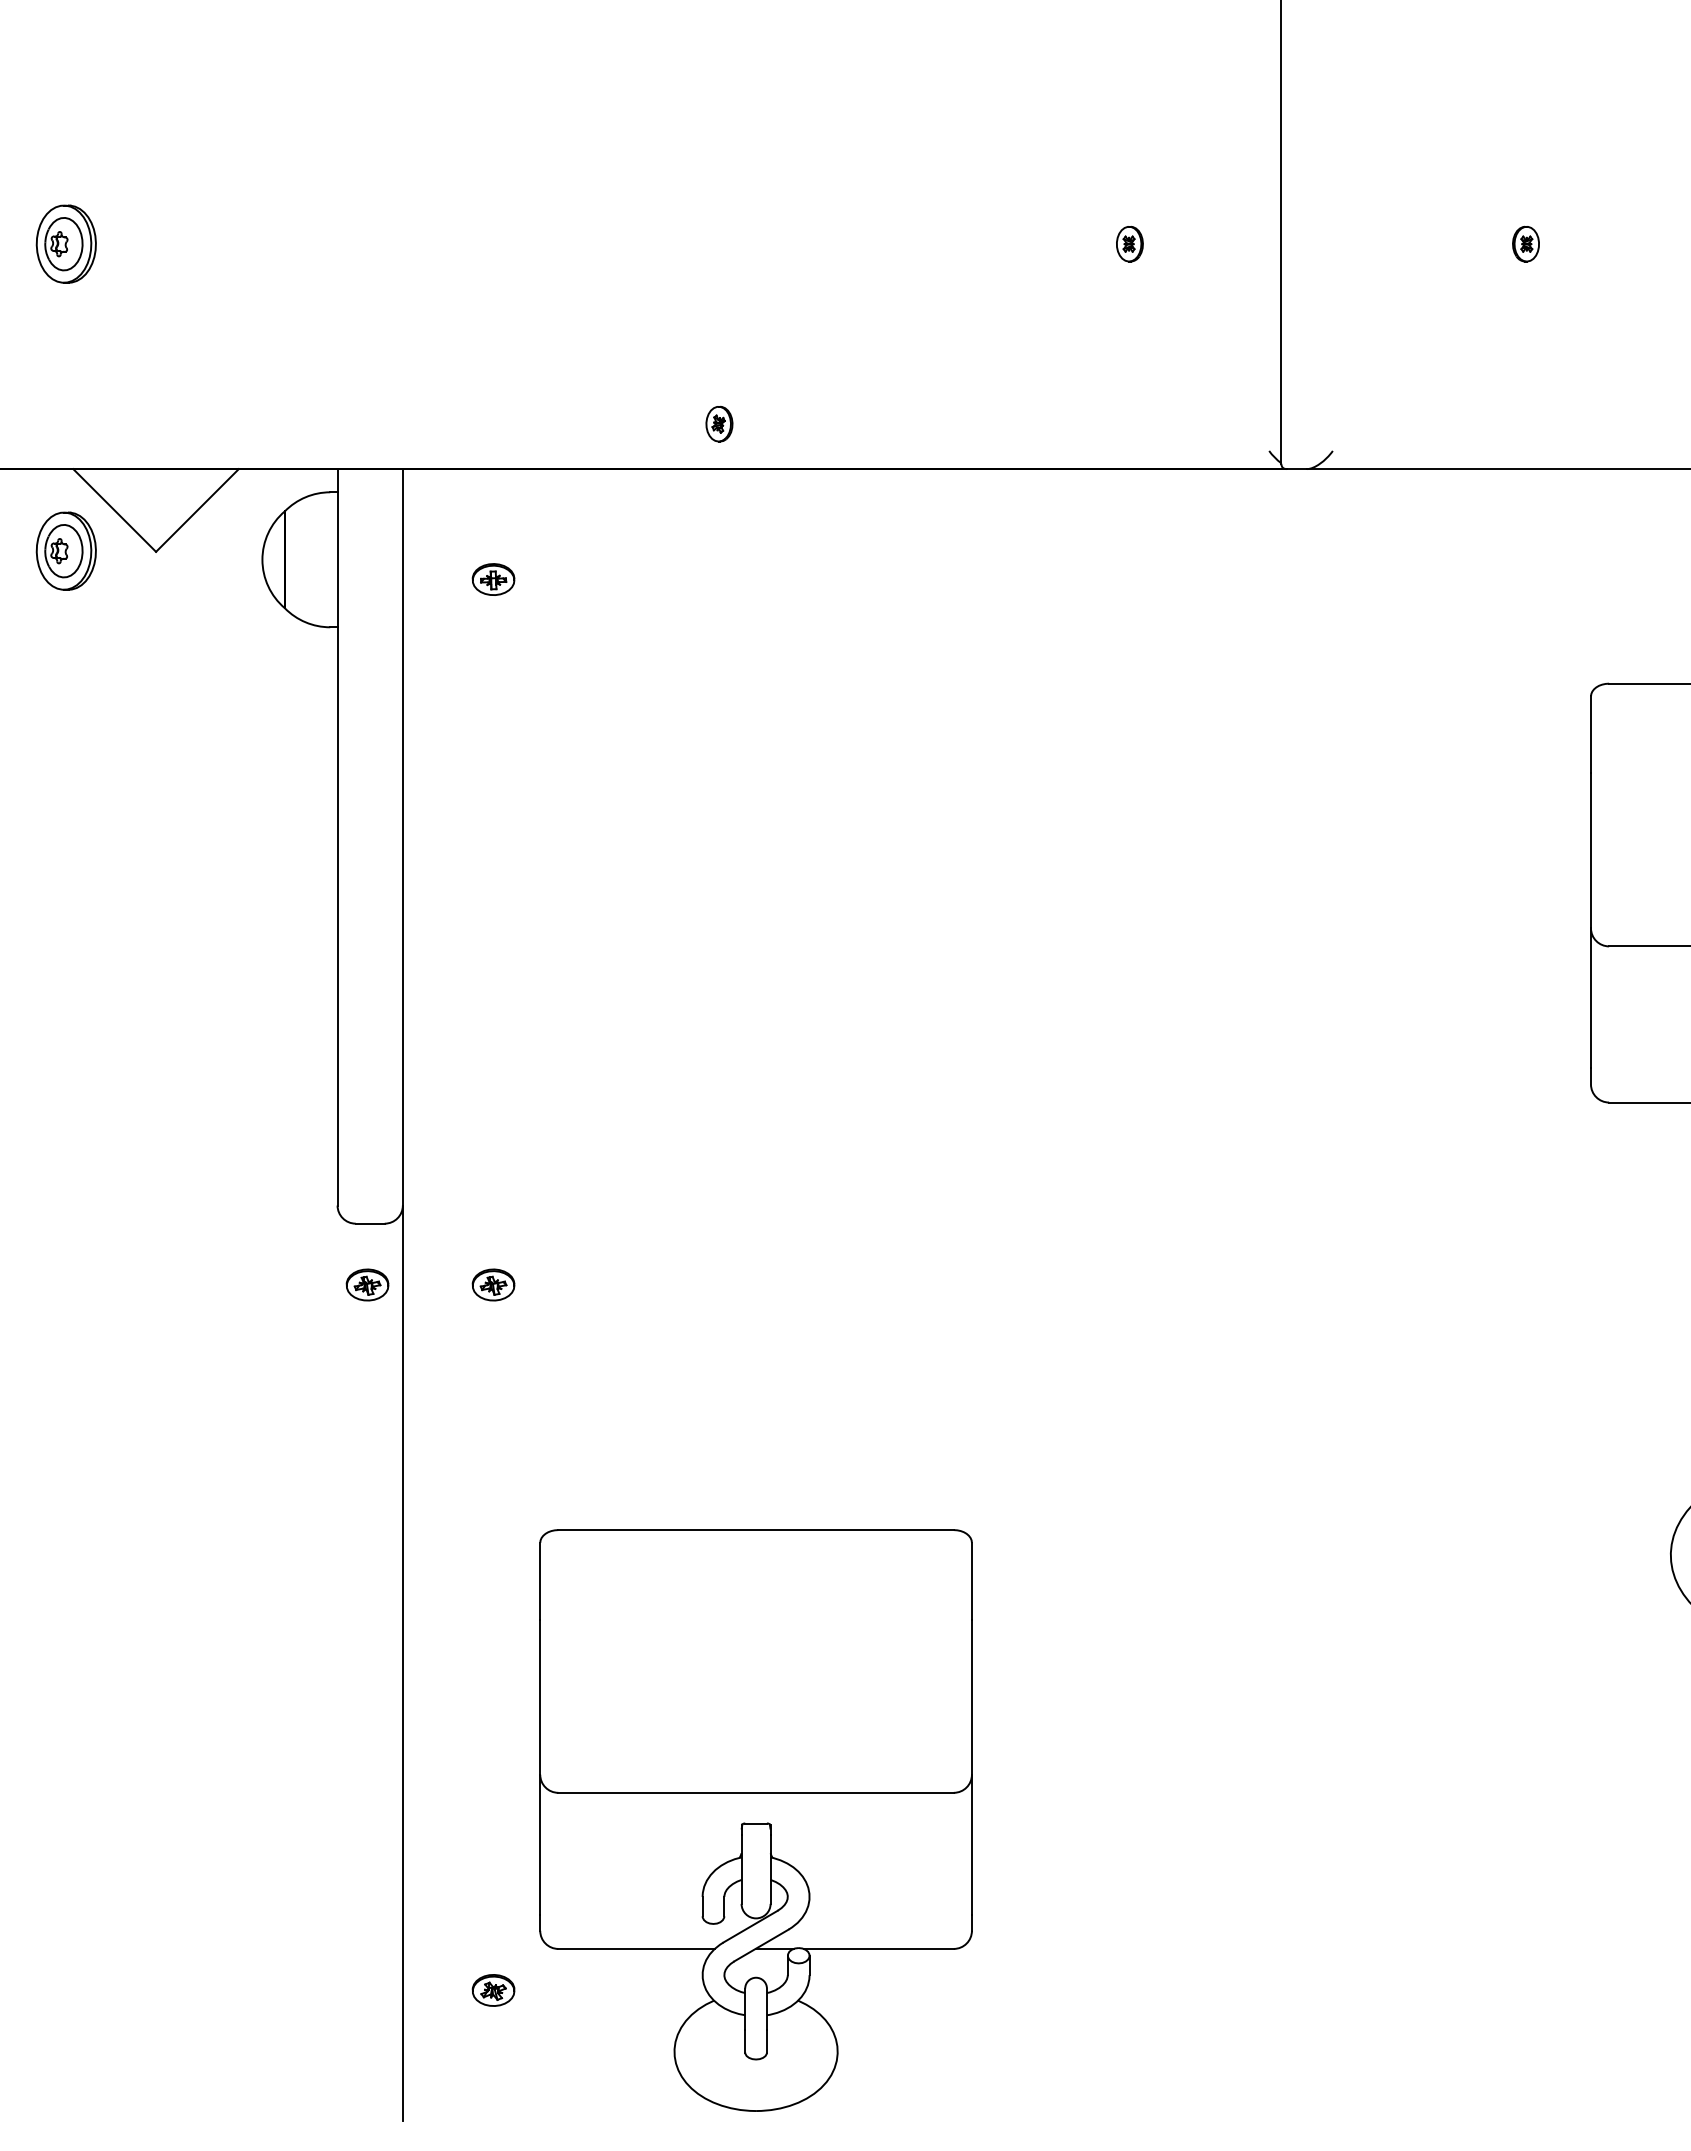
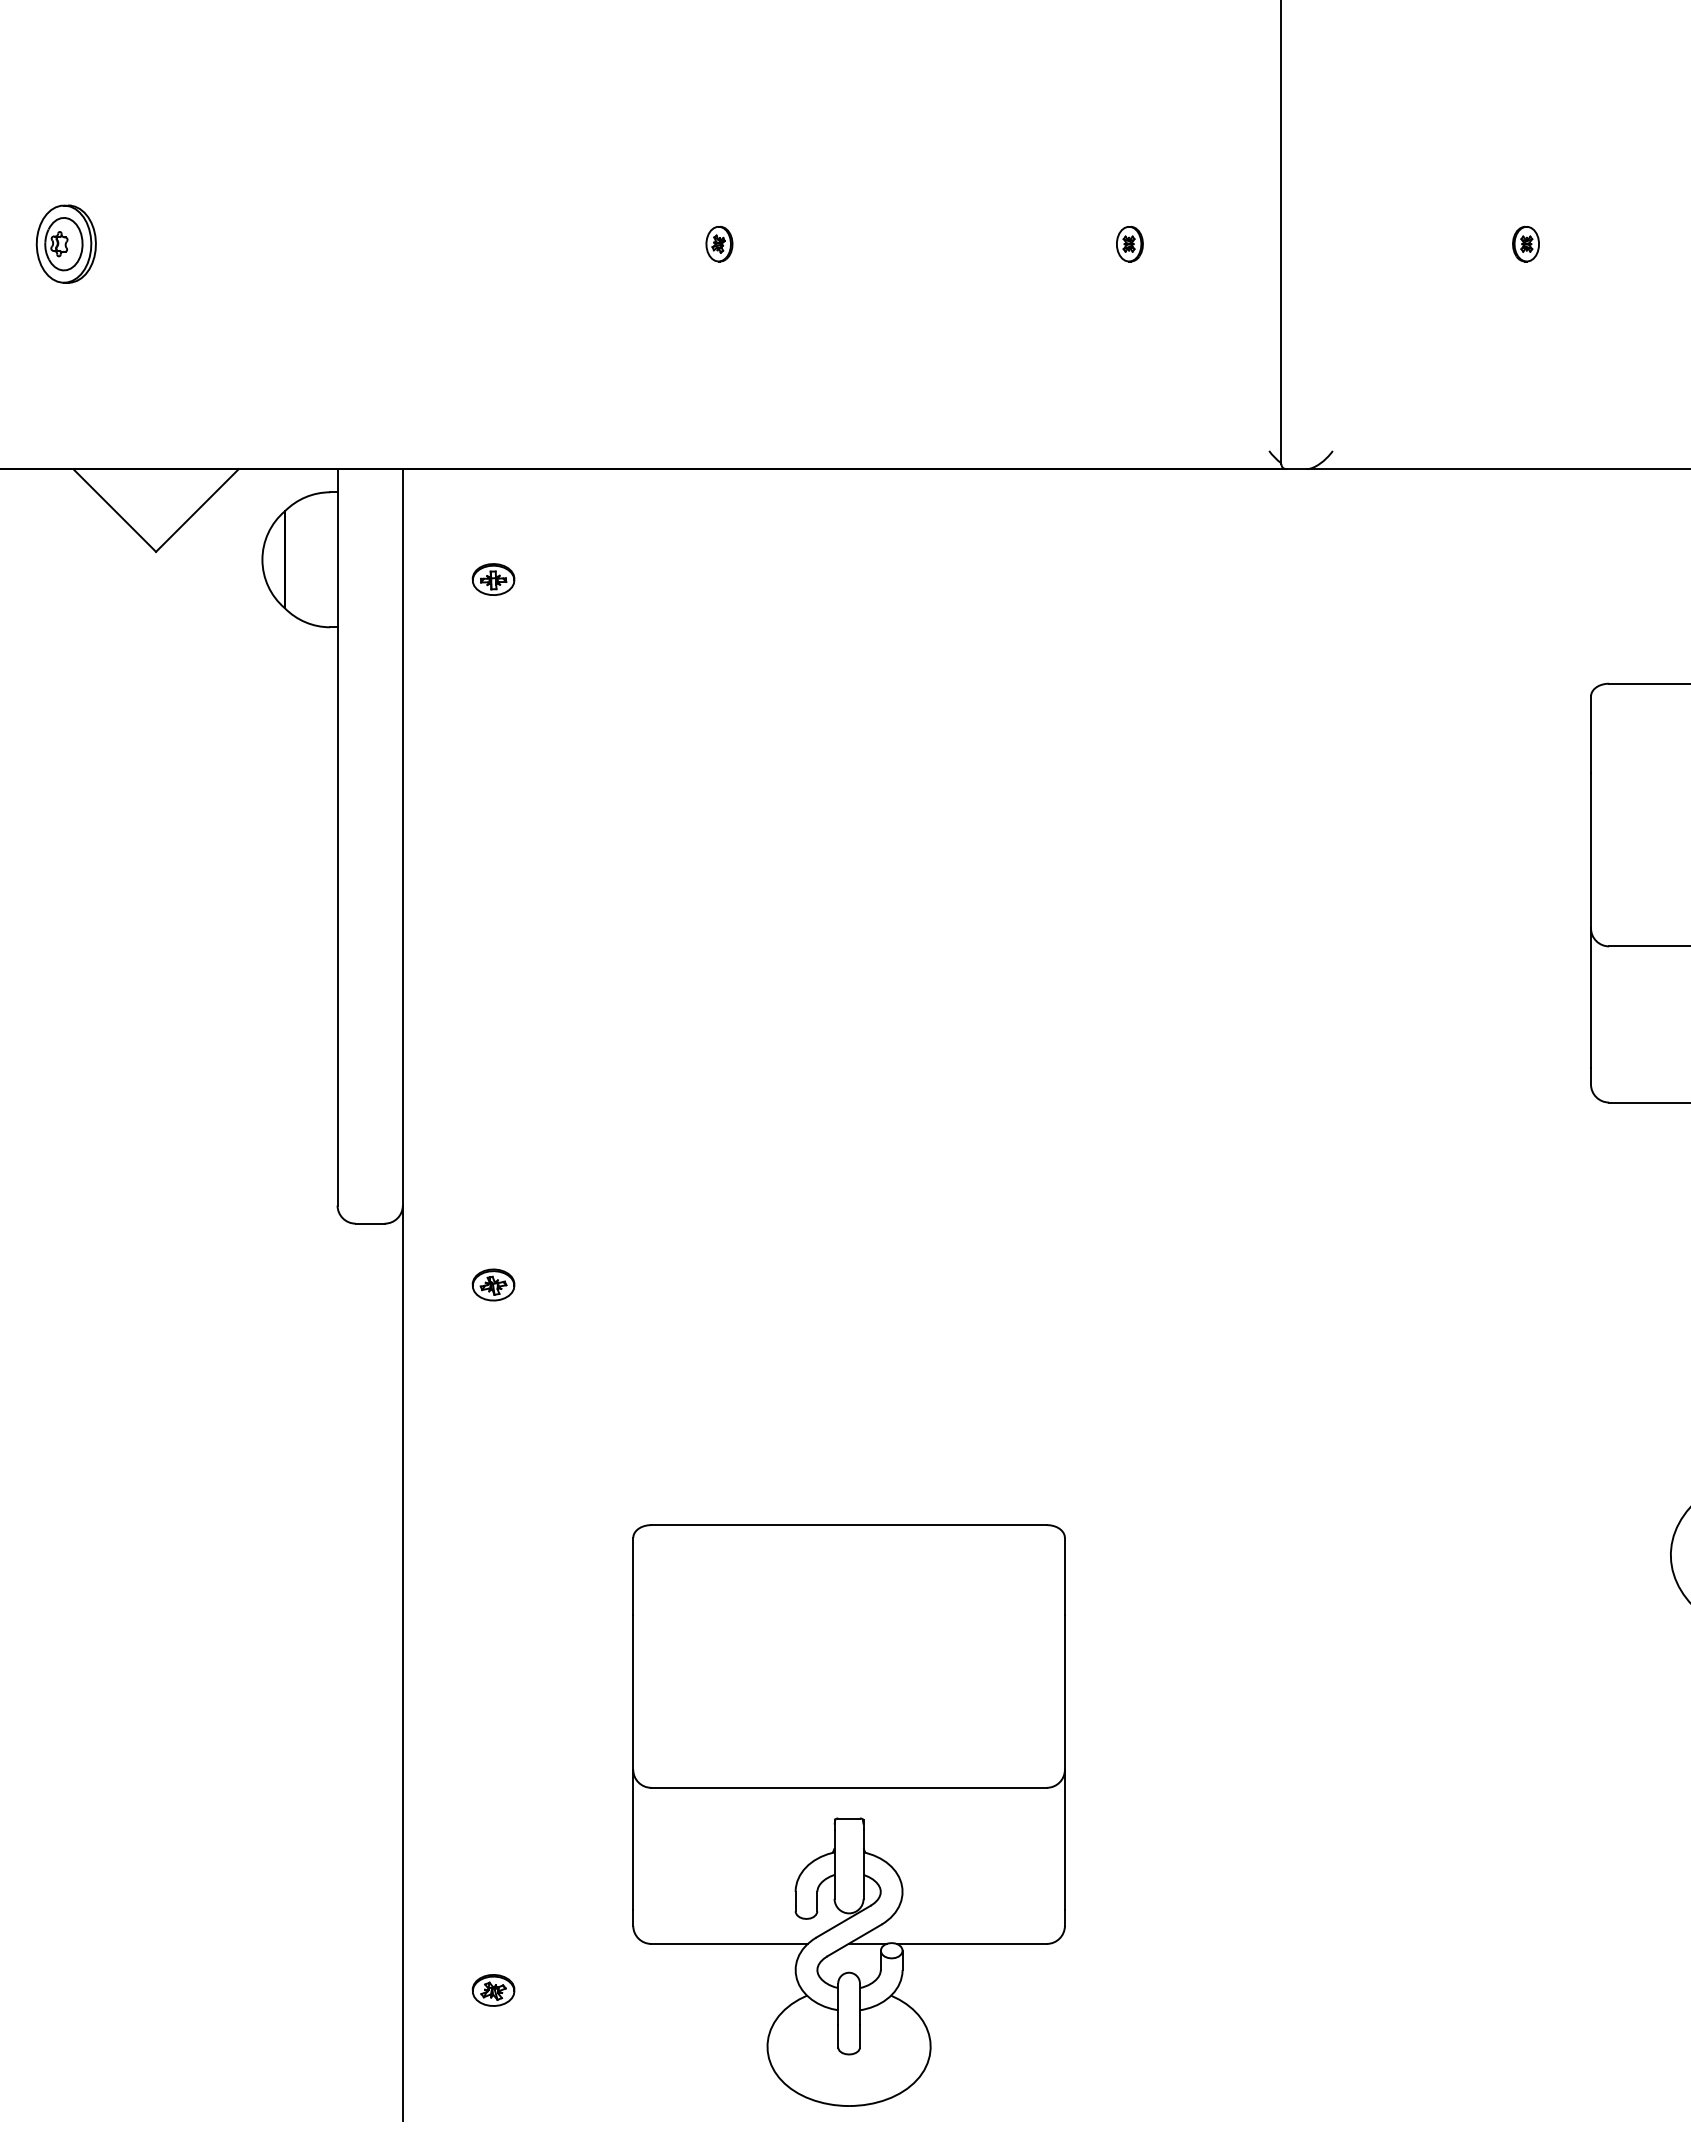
part position: (719, 423) -> (719, 243) (719, 243)
part: present -> none (65, 550)
part: present -> none (367, 1284)
part position: (755, 1820) -> (848, 1815) (848, 1815)
